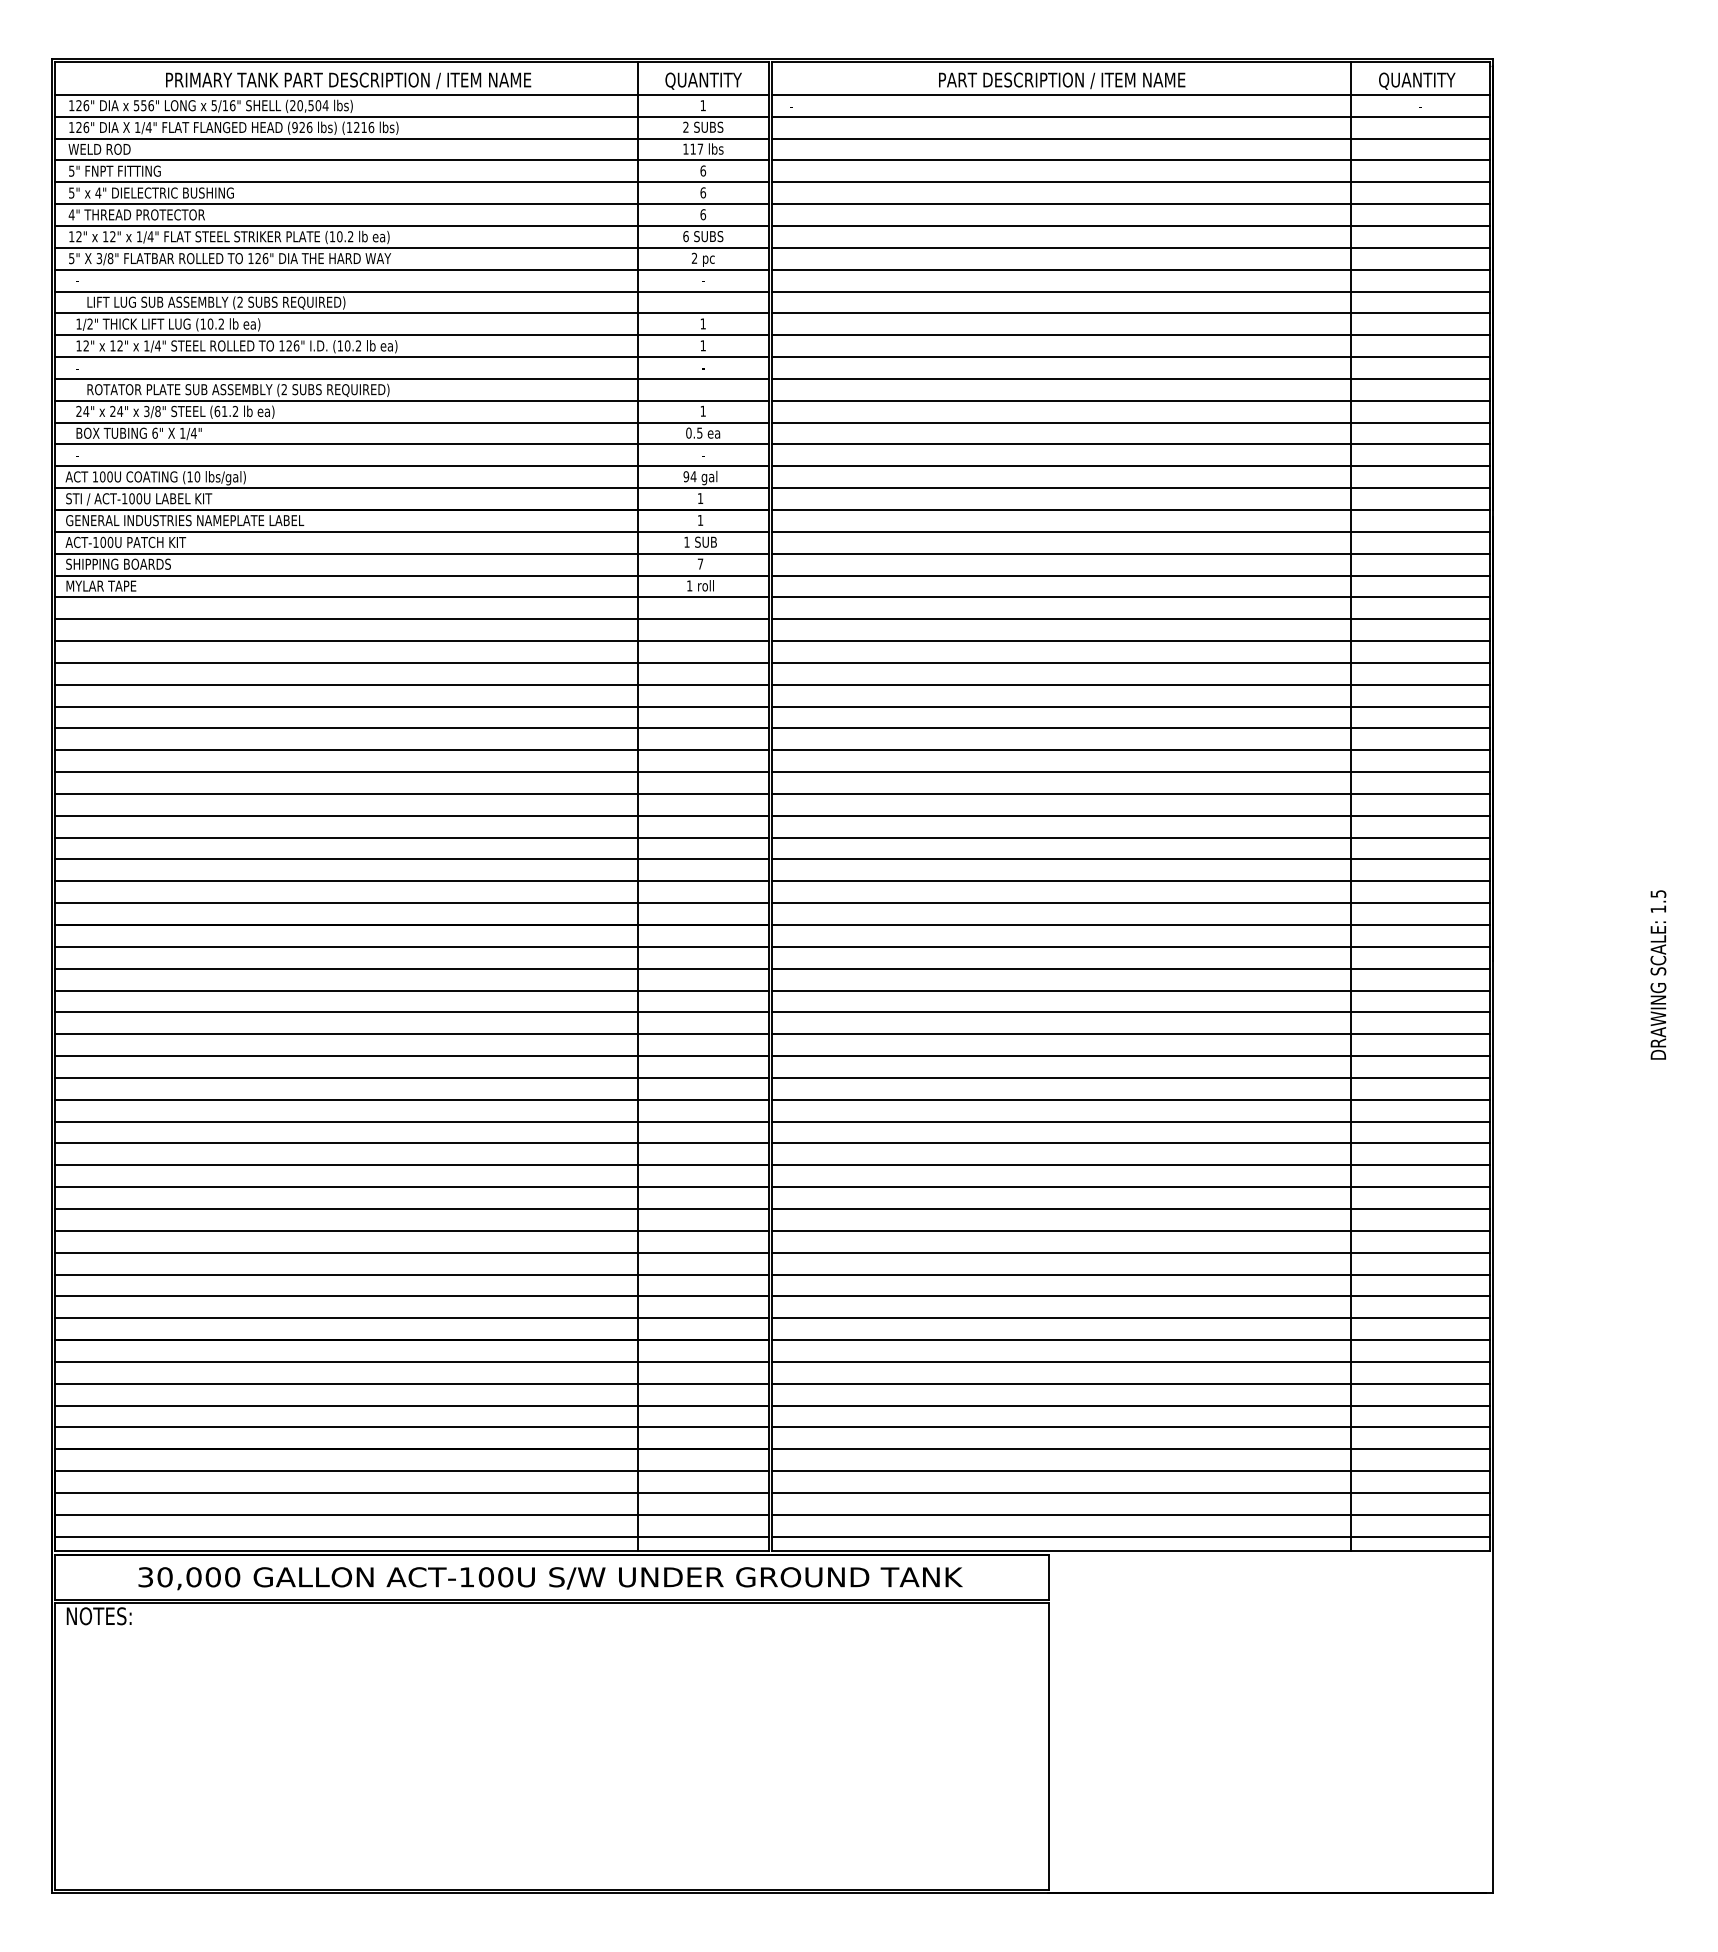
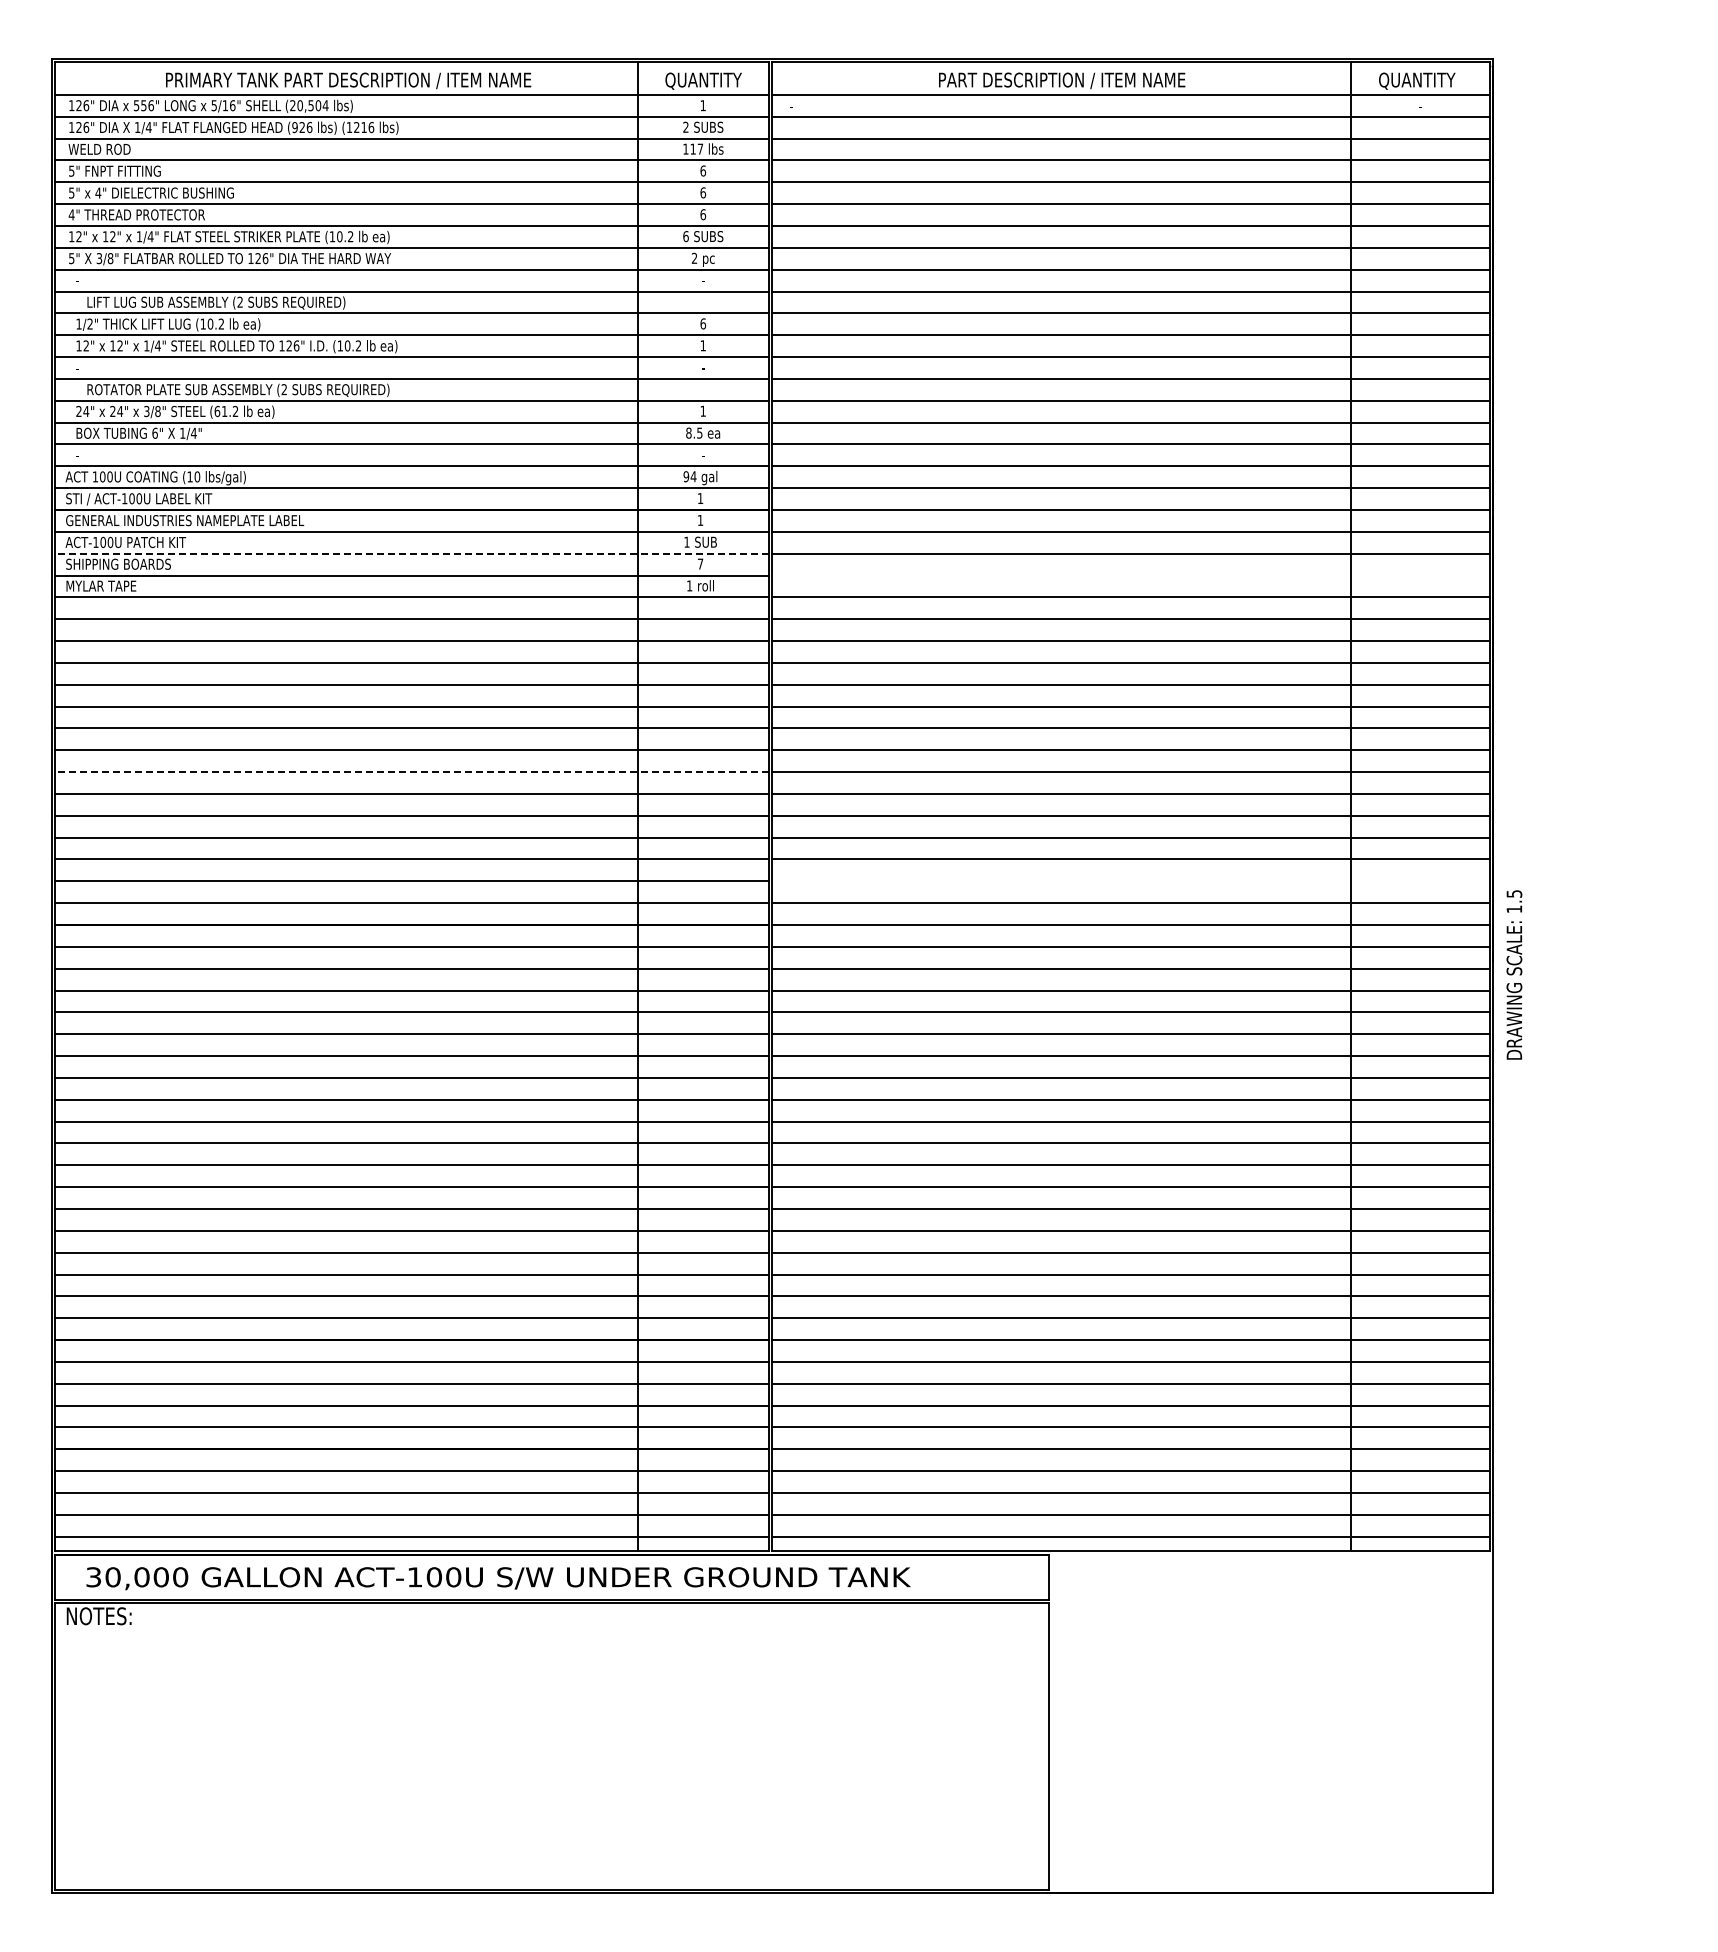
text: 1 -> 6 (703, 323)
text: 0.5 -> 8.5 (688, 433)
line: solid -> dashed (412, 553)
line: present -> none (1130, 575)
line: solid -> dashed (412, 772)
line: present -> none (1130, 881)
text position: (1658, 974) -> (1514, 974) (1514, 974)
text position: (550, 1578) -> (498, 1578) (498, 1578)
